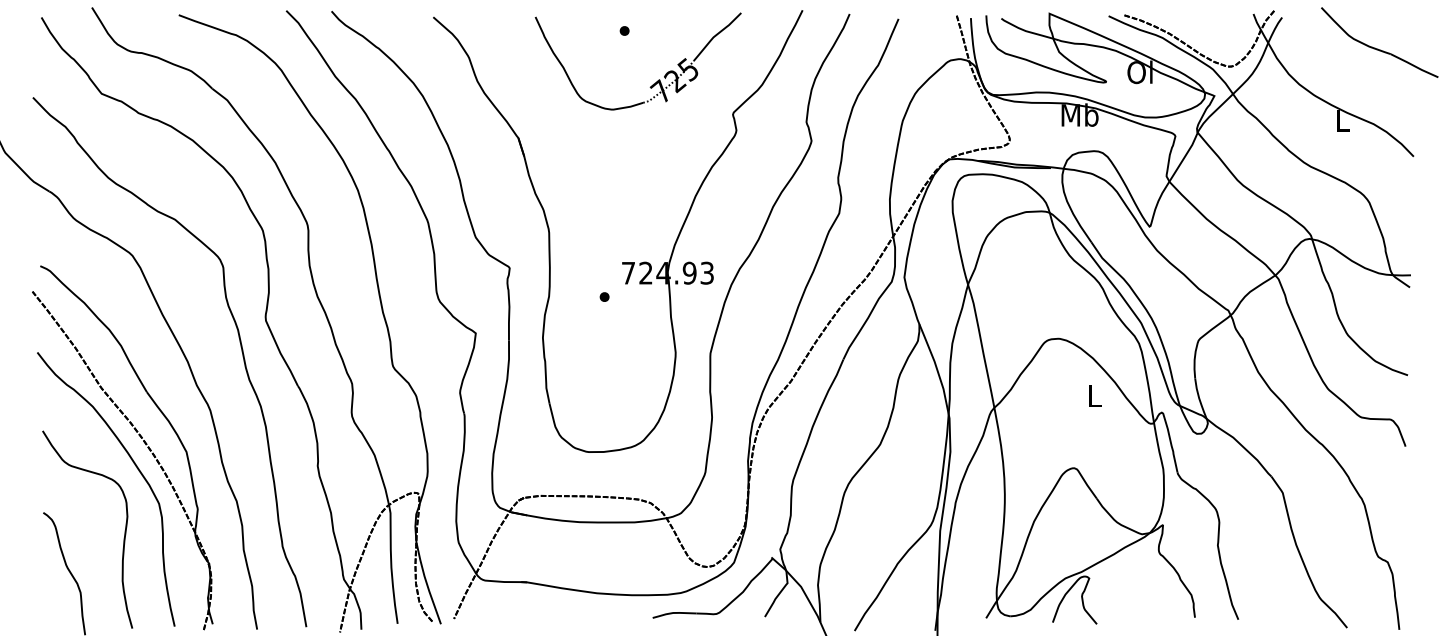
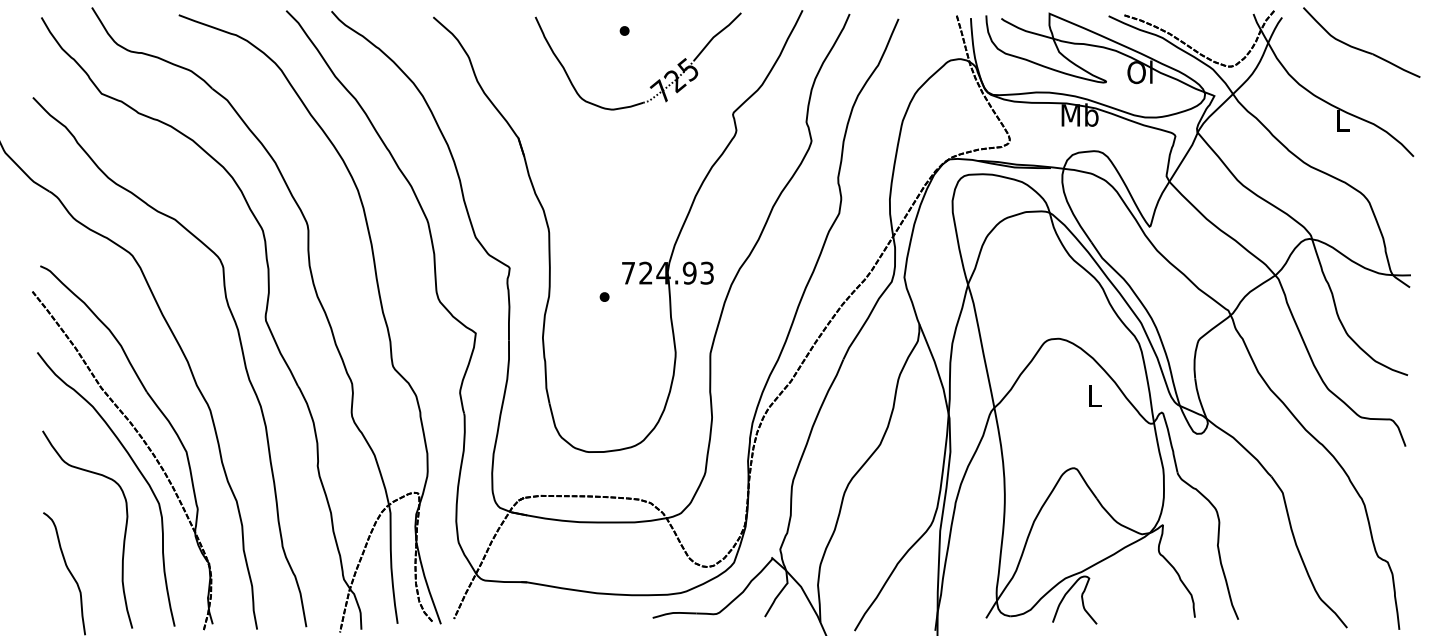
part position: (1378, 48) -> (1360, 48) (1360, 48)
